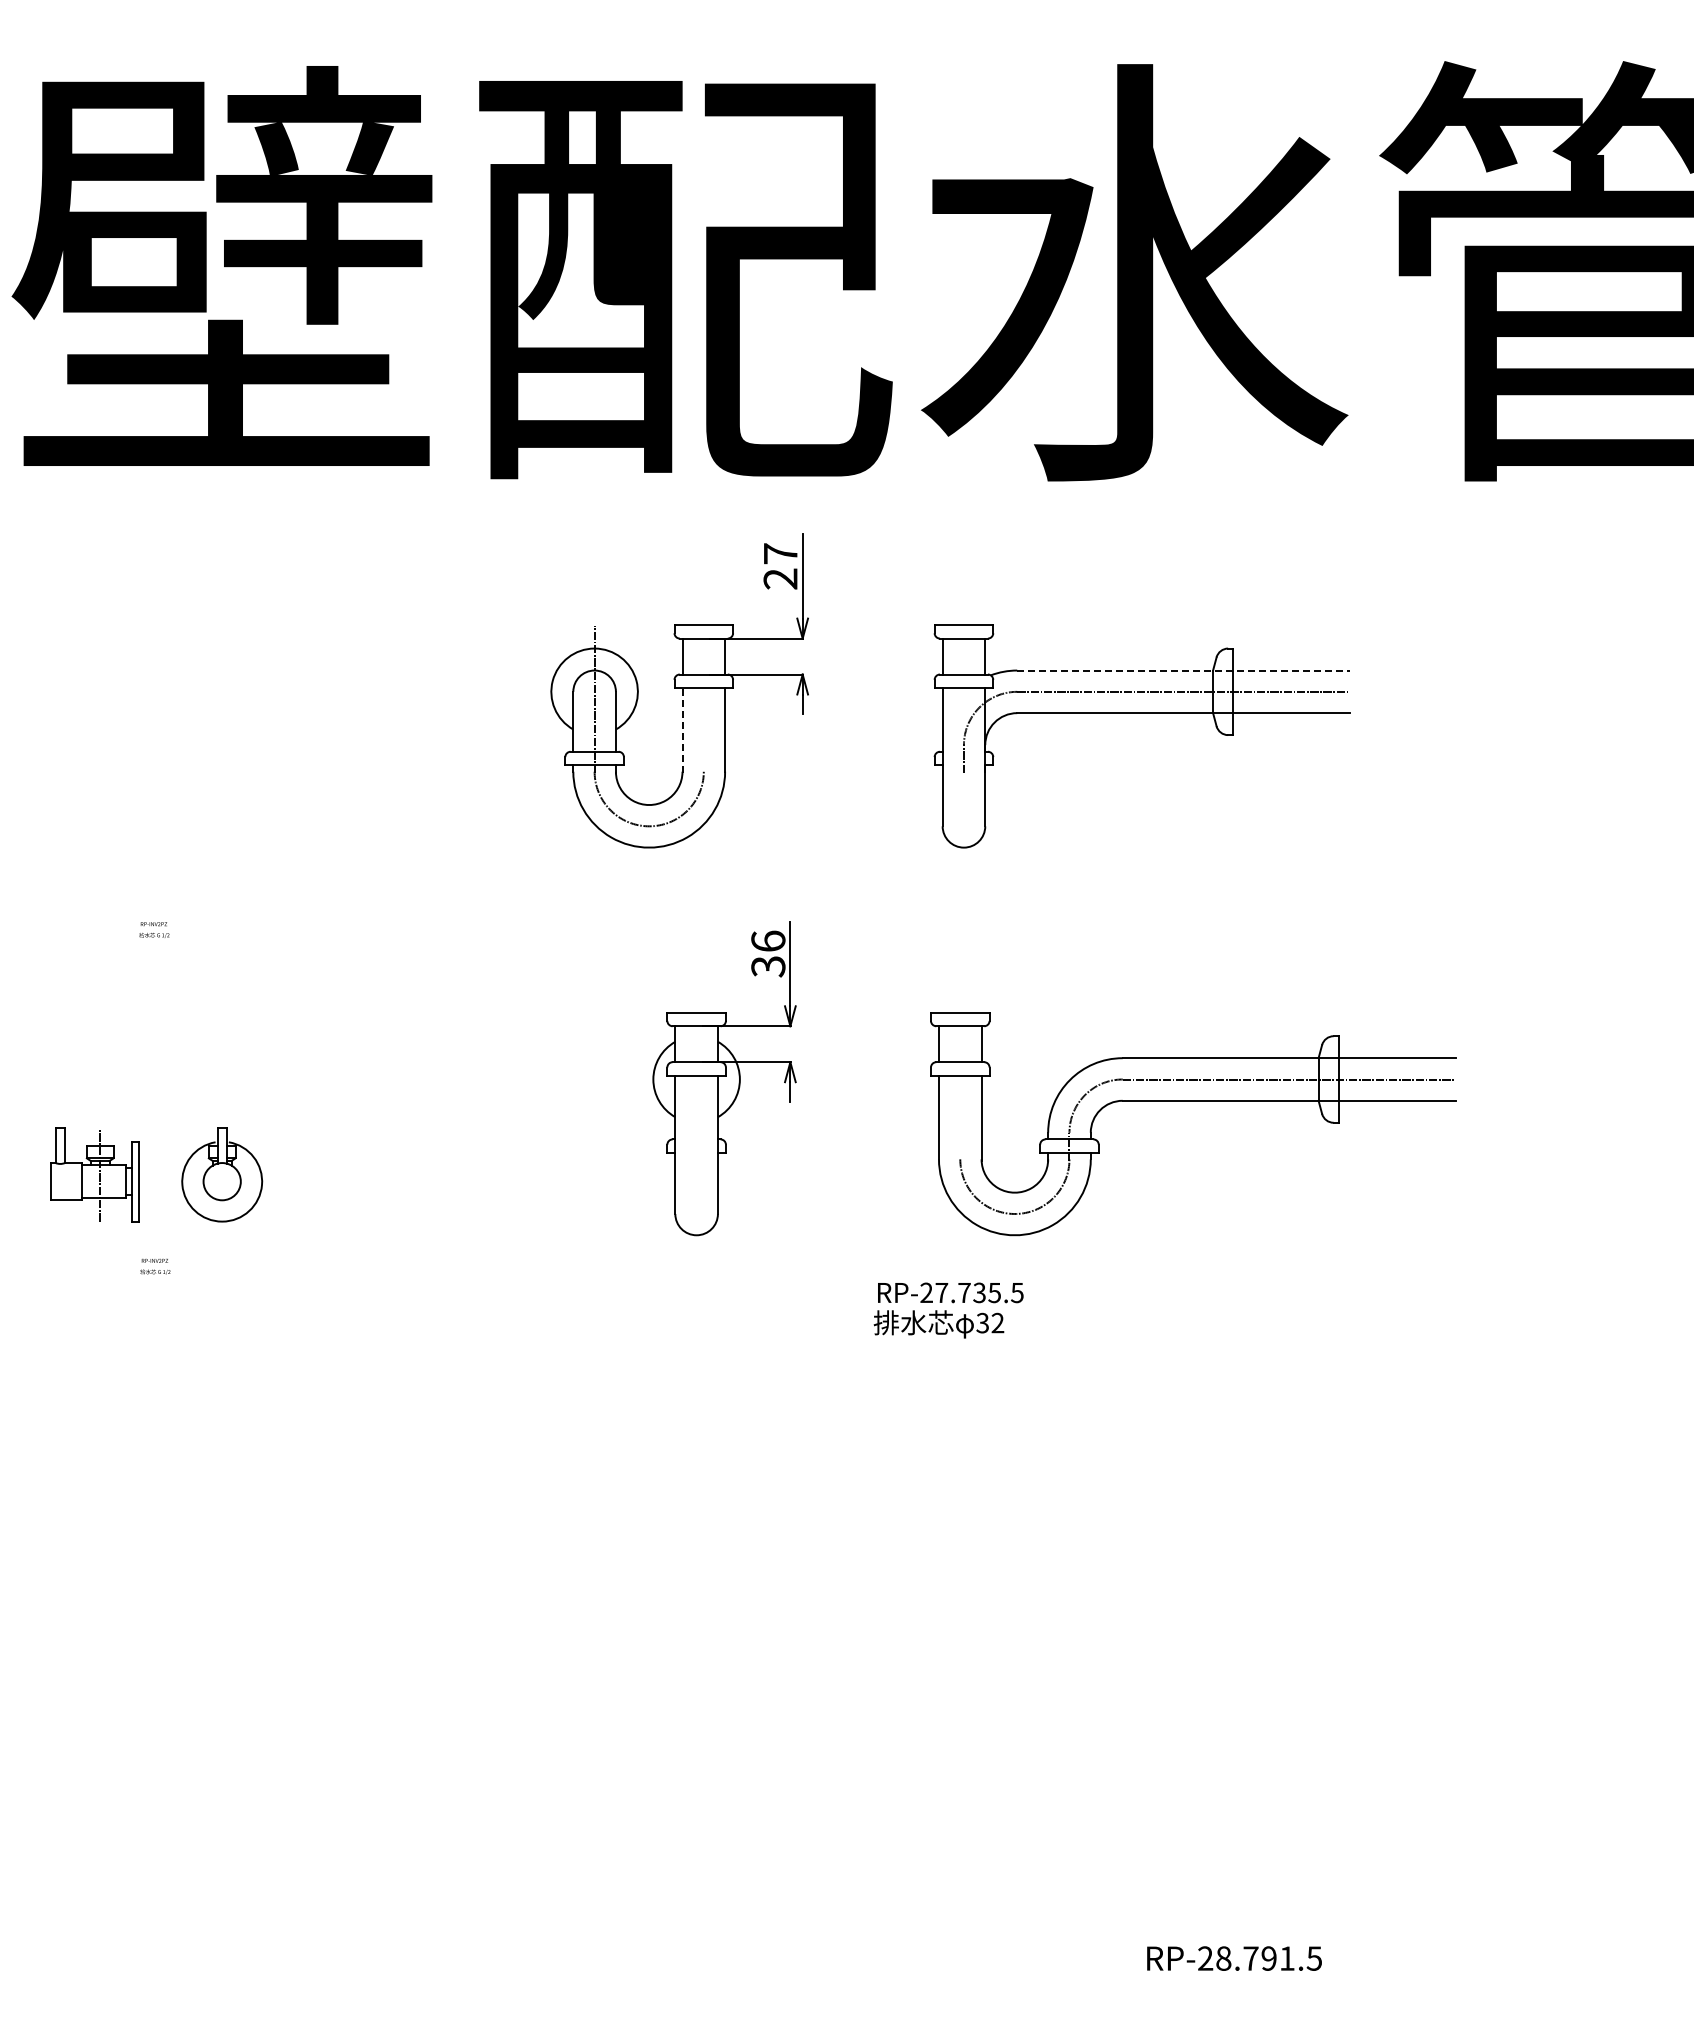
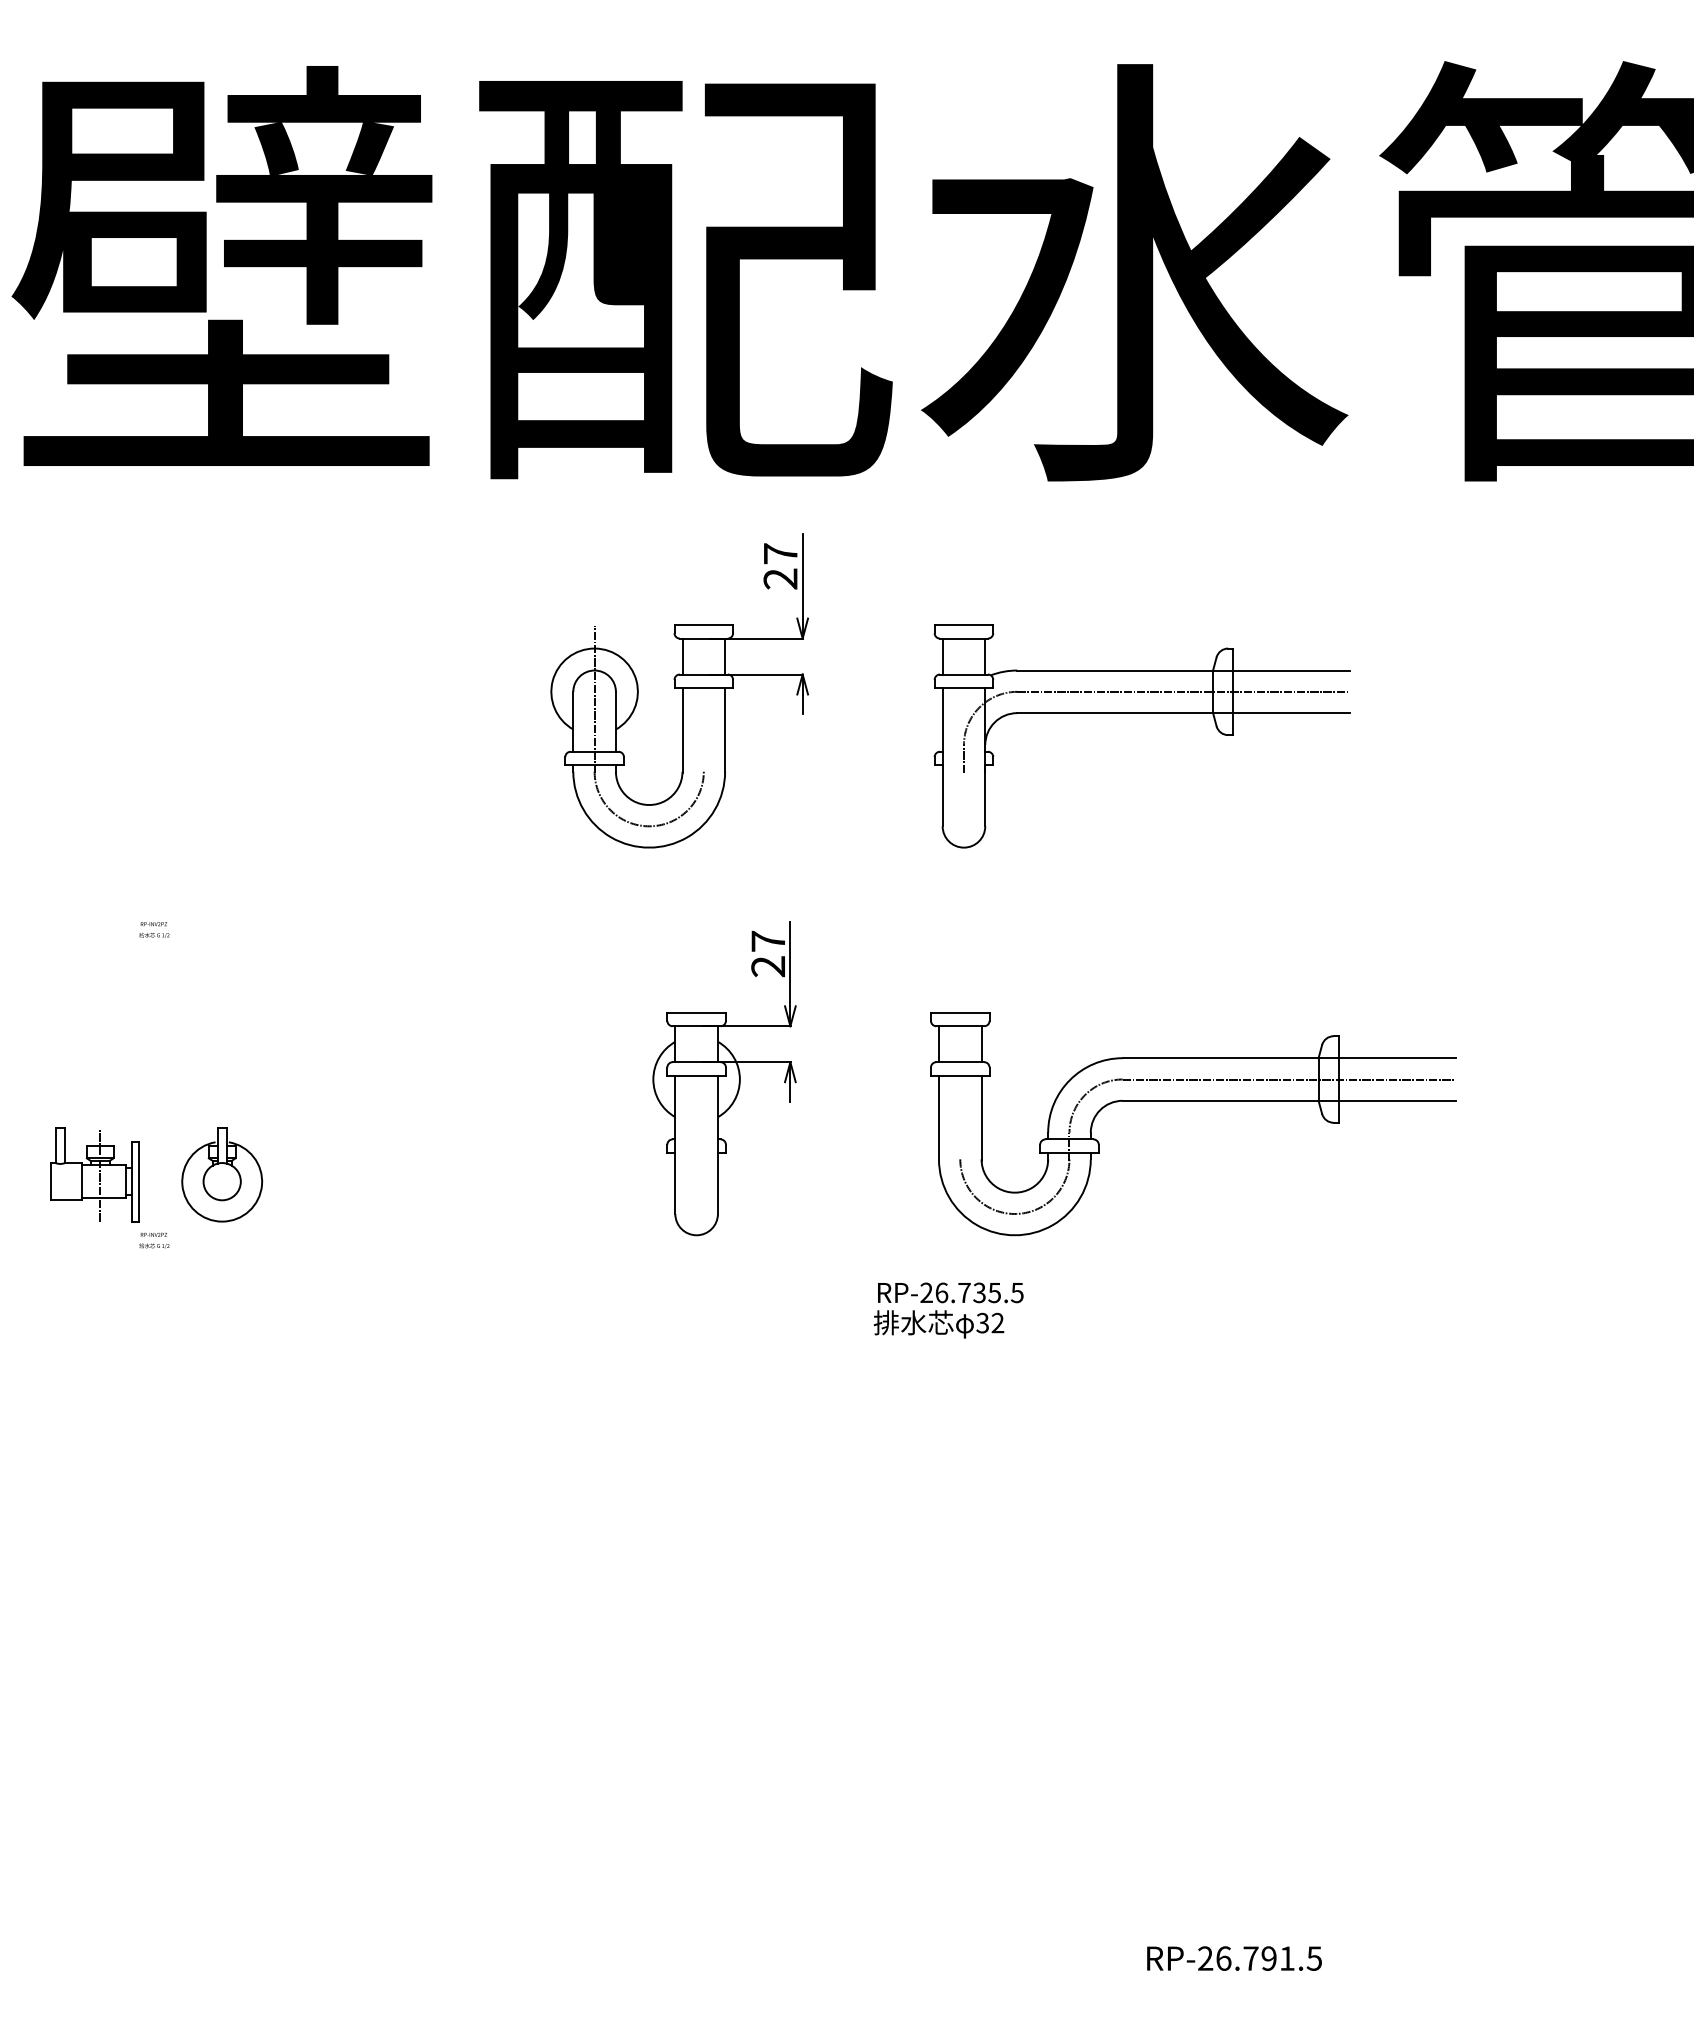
line: dashed -> solid (1184, 670)
line: dashed -> solid (682, 730)
text: 36 -> 27 (768, 953)
text position: (155, 1266) -> (154, 1240) (154, 1240)
text: RP-27.735.5 -> RP-26.735.5 (941, 1292)
text: RP-28.791.5 -> RP-26.791.5 (1223, 1958)
